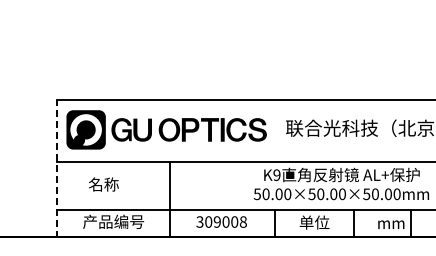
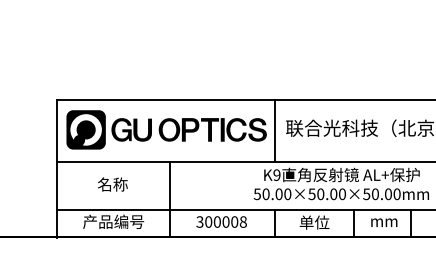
line: none -> present (275, 130)
line: dashed -> solid (57, 168)
text position: (103, 184) -> (112, 184) (112, 184)
text: 309008 -> 300008 (216, 221)
text position: (391, 224) -> (384, 222) (384, 222)
